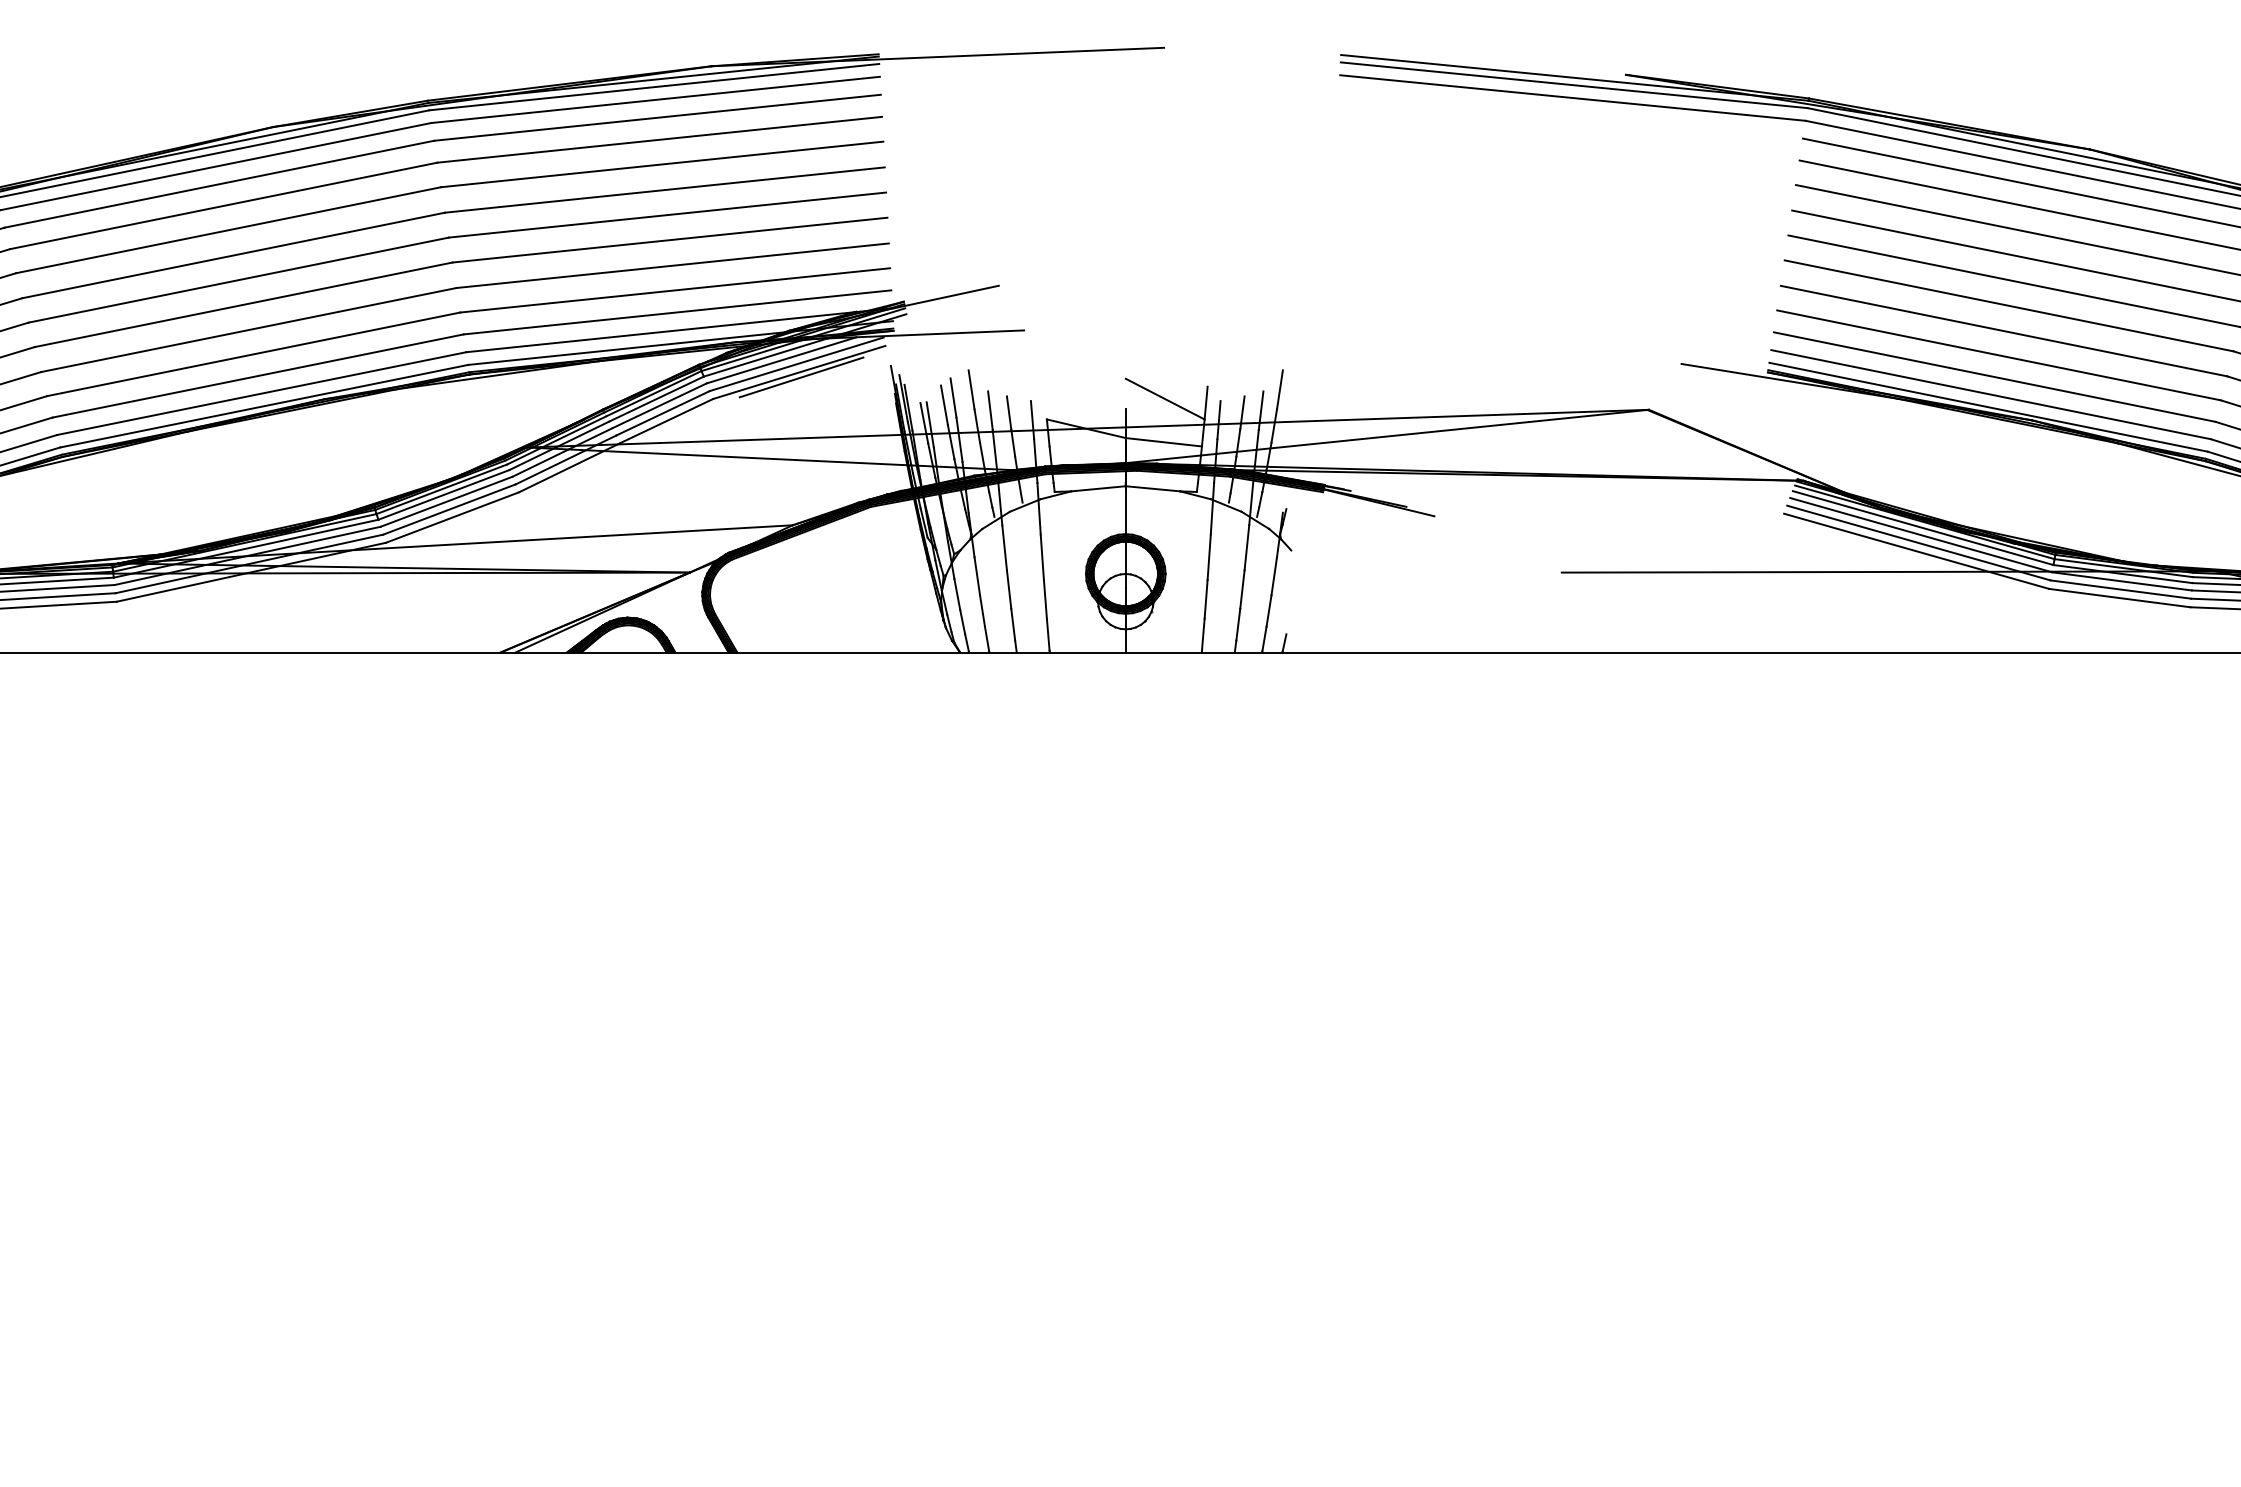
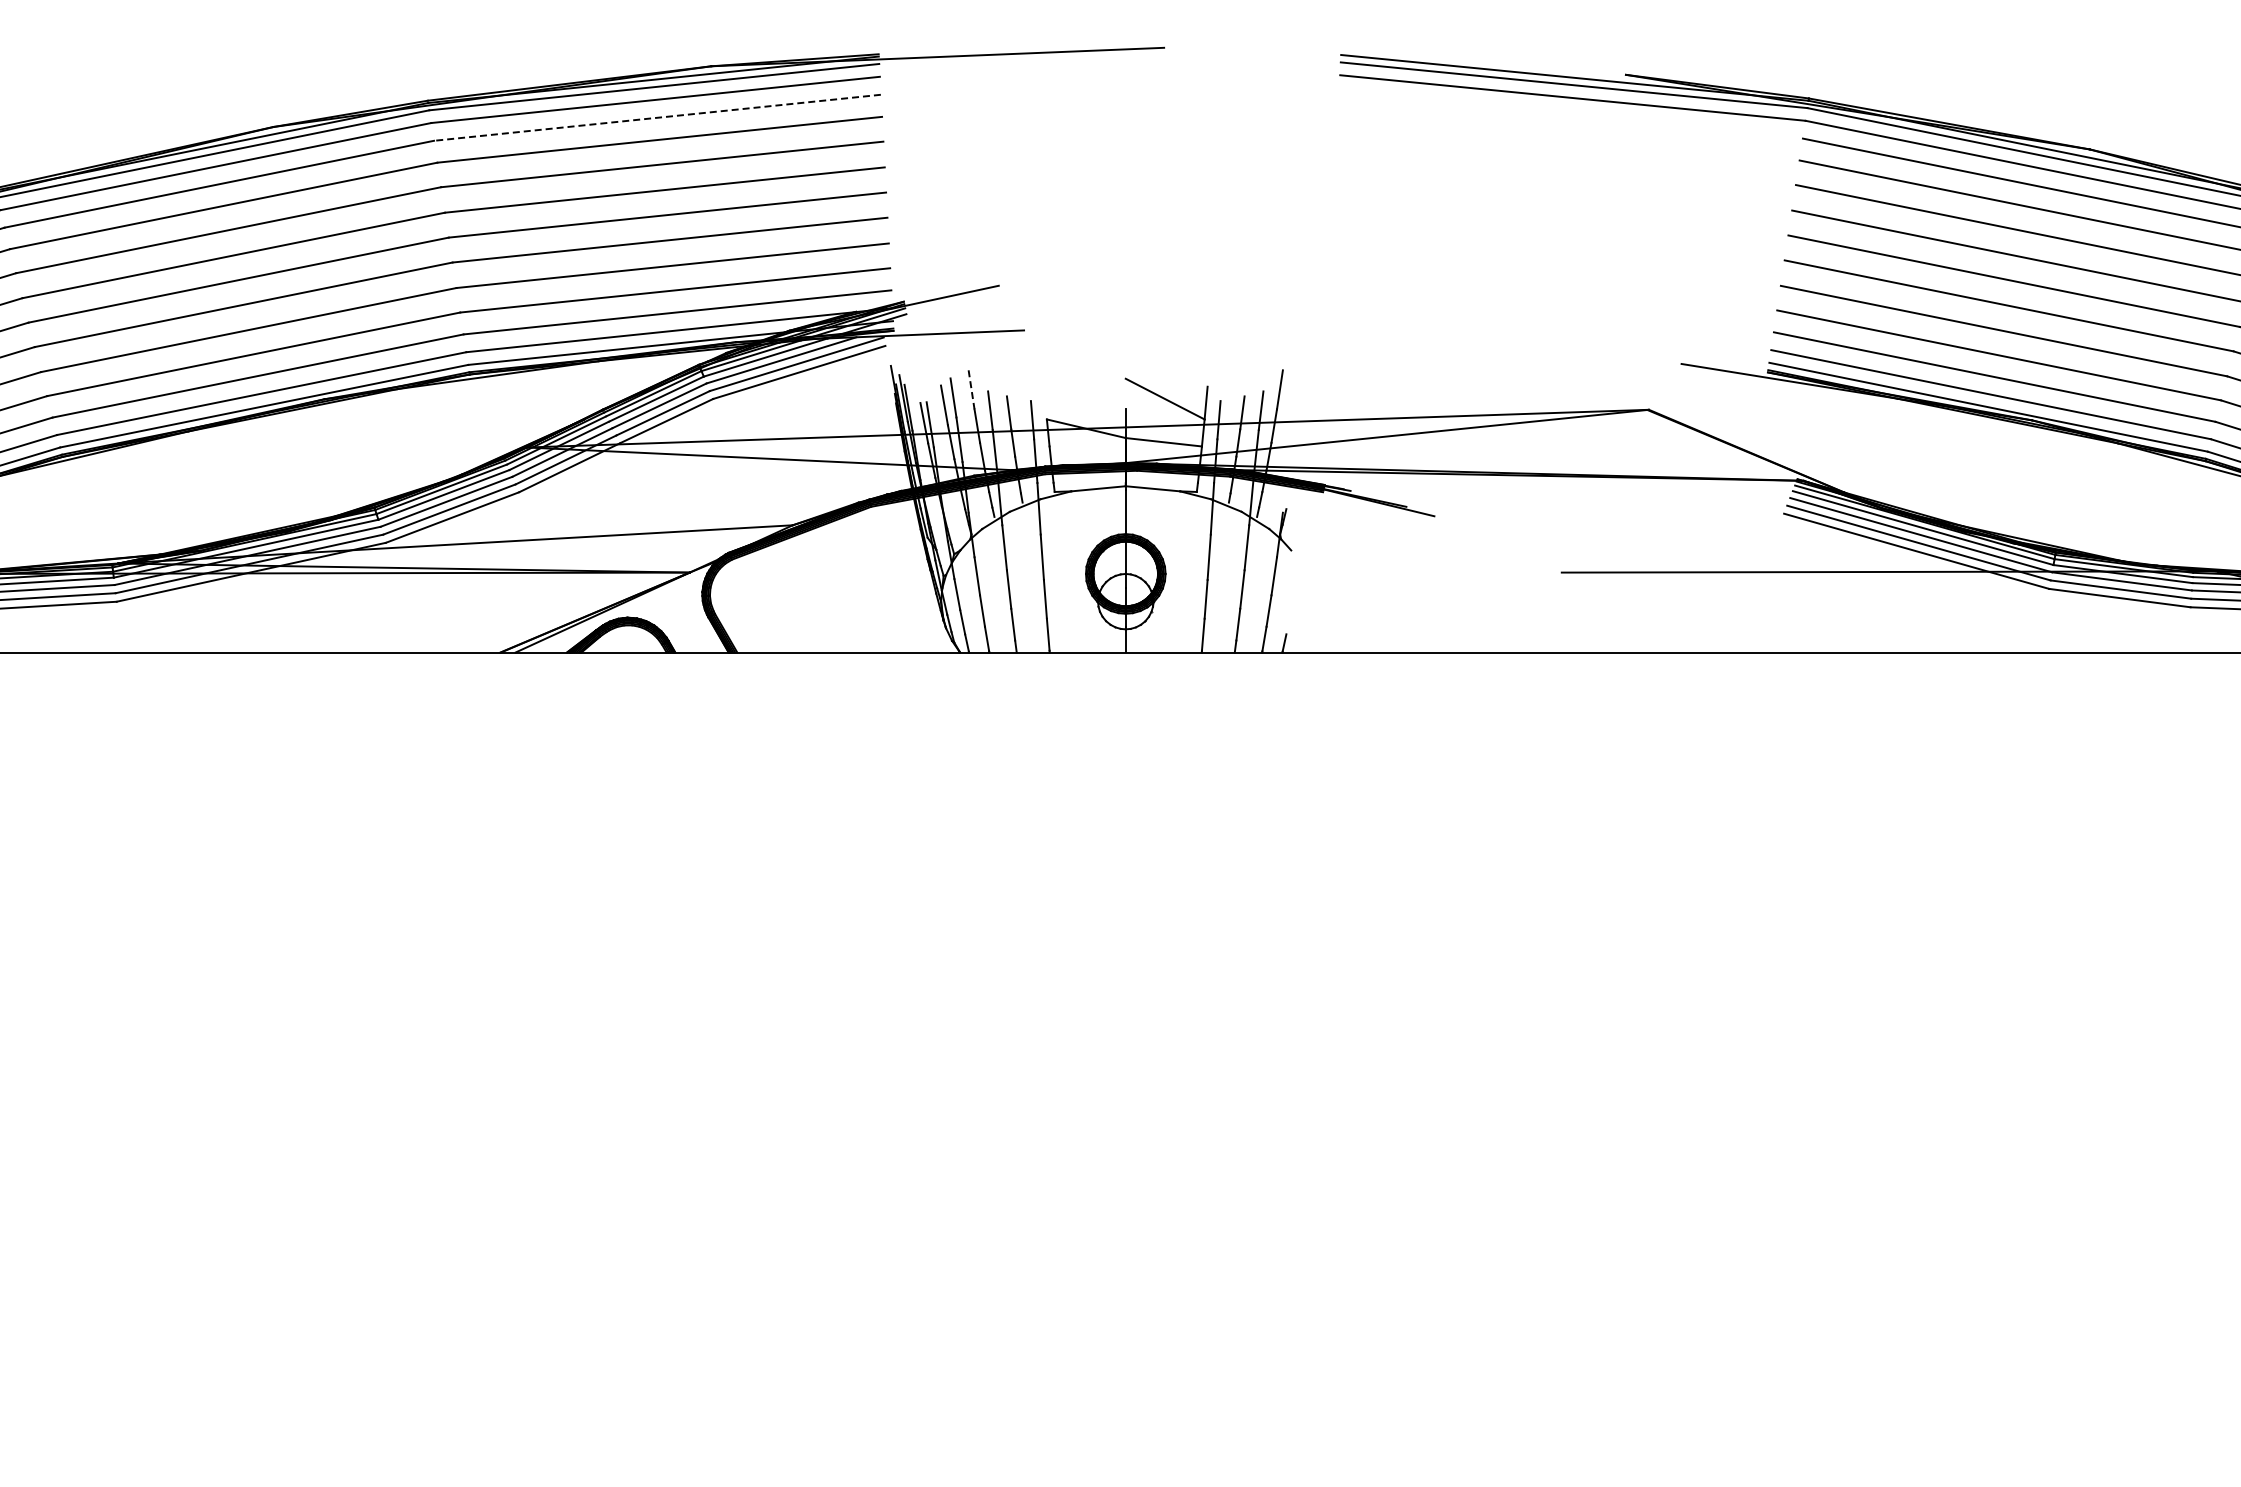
line: solid -> dashed (657, 117)
line: present -> none (801, 377)
line: solid -> dashed (971, 389)
